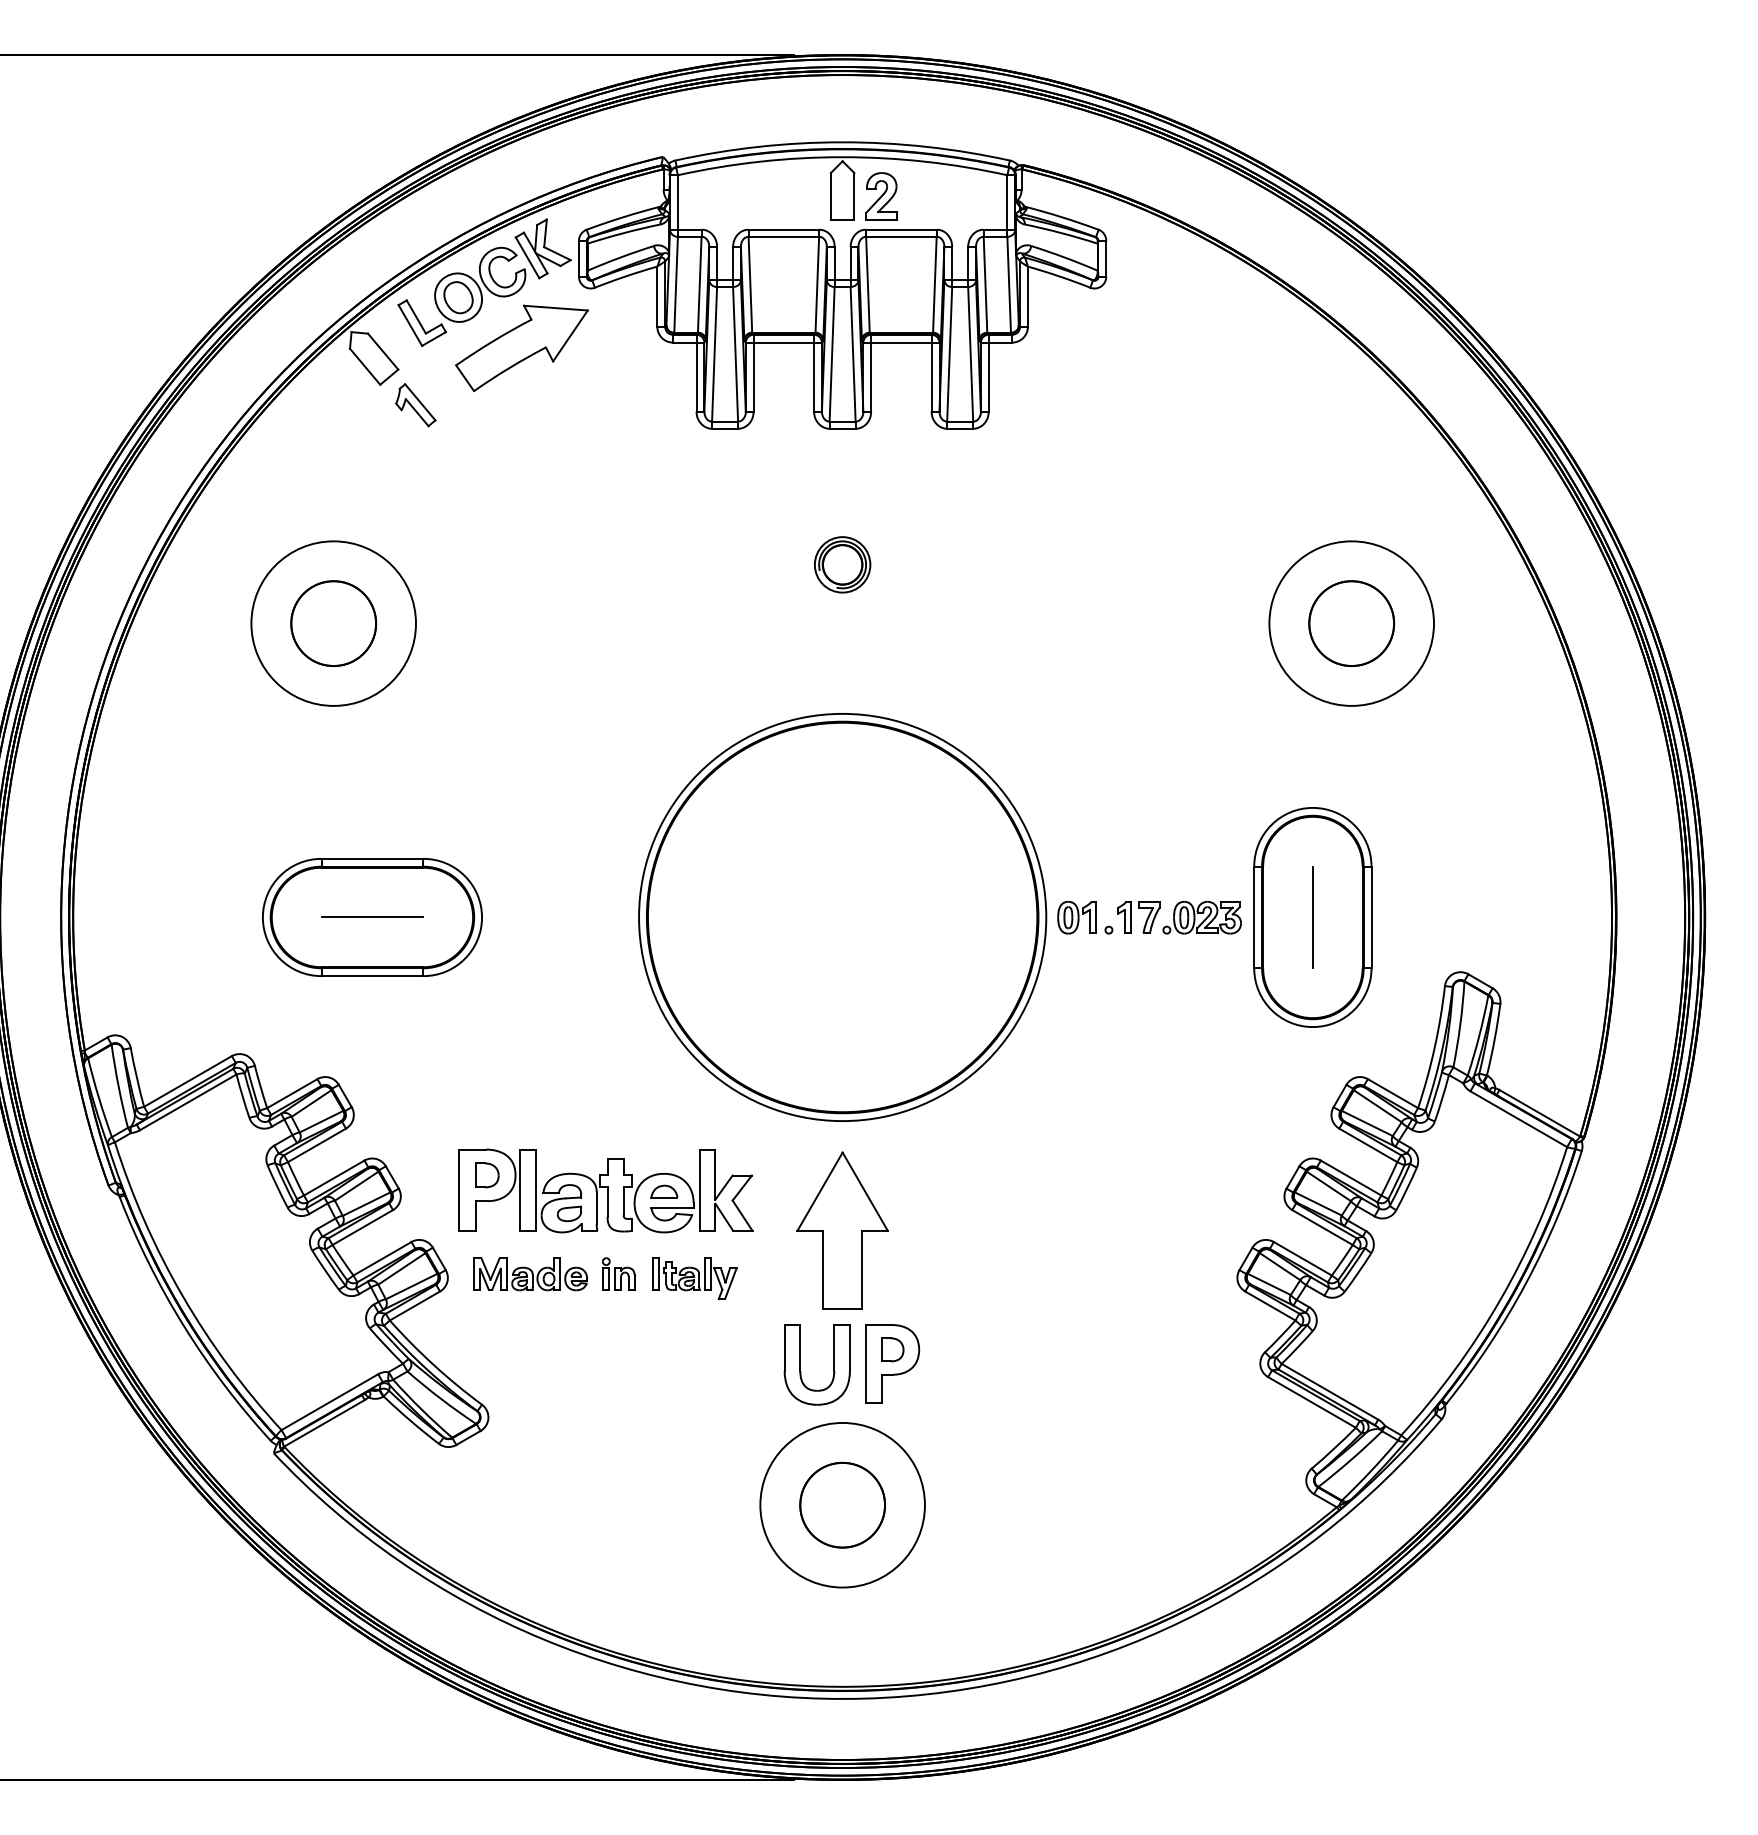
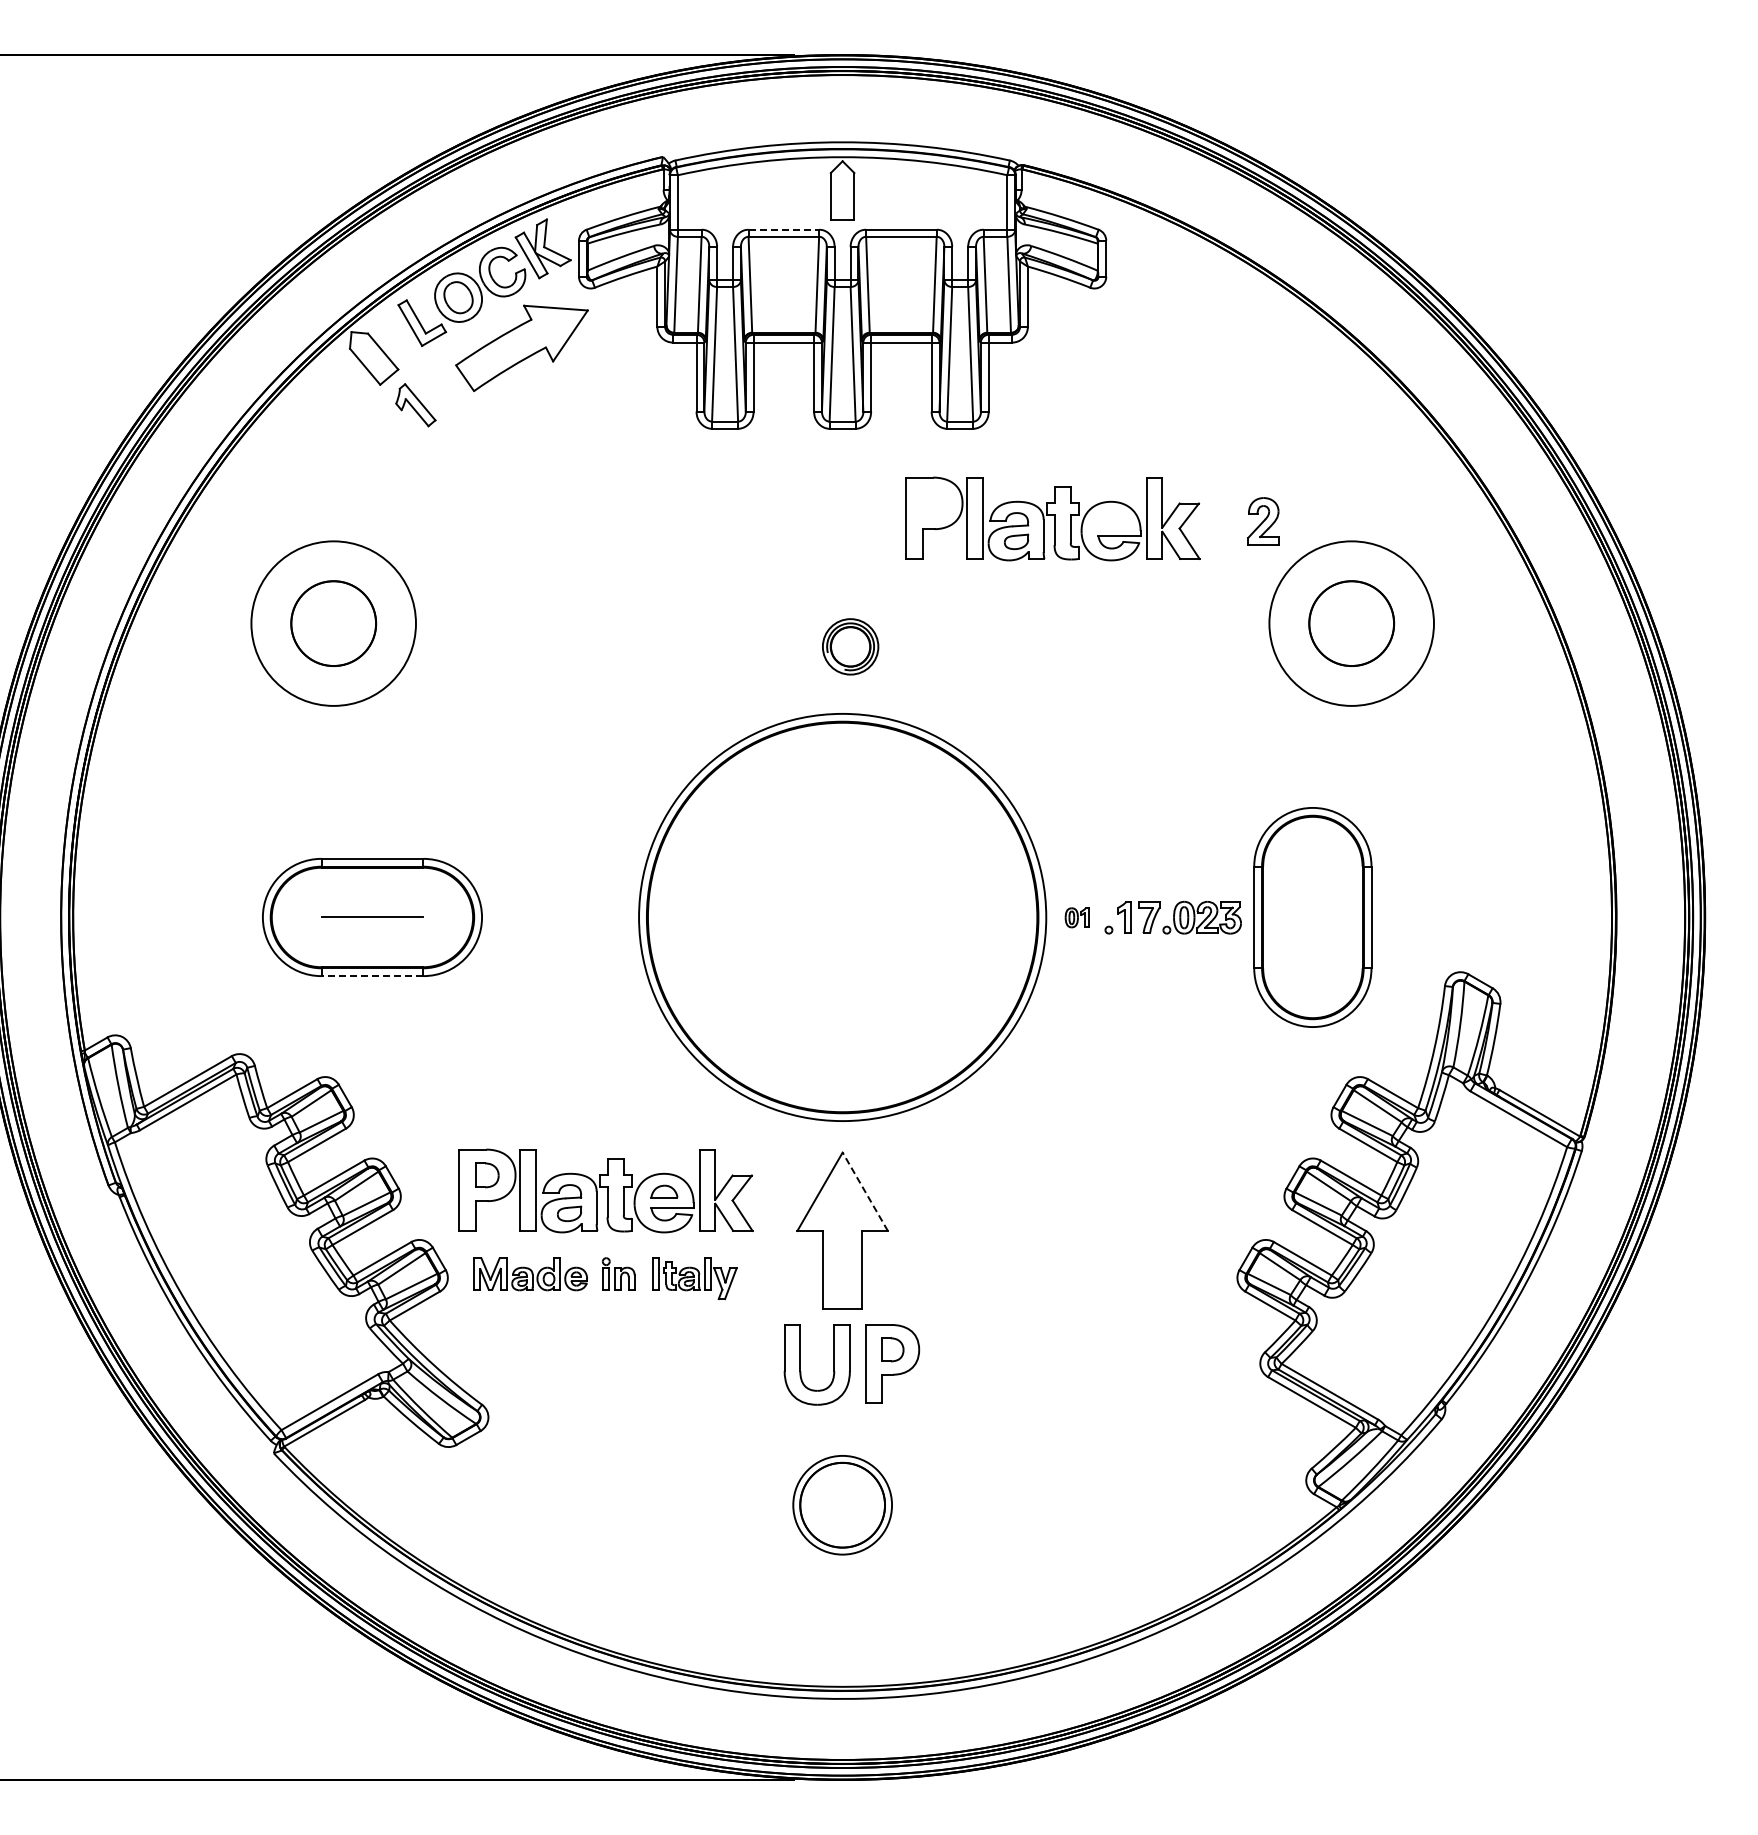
part position: (881, 196) -> (1263, 521) (1263, 521)
line: solid -> dashed (784, 229)
part: none -> present (1052, 518)
part position: (842, 564) -> (850, 646) (850, 646)
part size: 40x34 px -> 26x22 px (1076, 917)
line: present -> none (1312, 917)
line: solid -> dashed (372, 976)
line: solid -> dashed (865, 1191)
circle diameter: 165 px -> 99 px (842, 1504)
